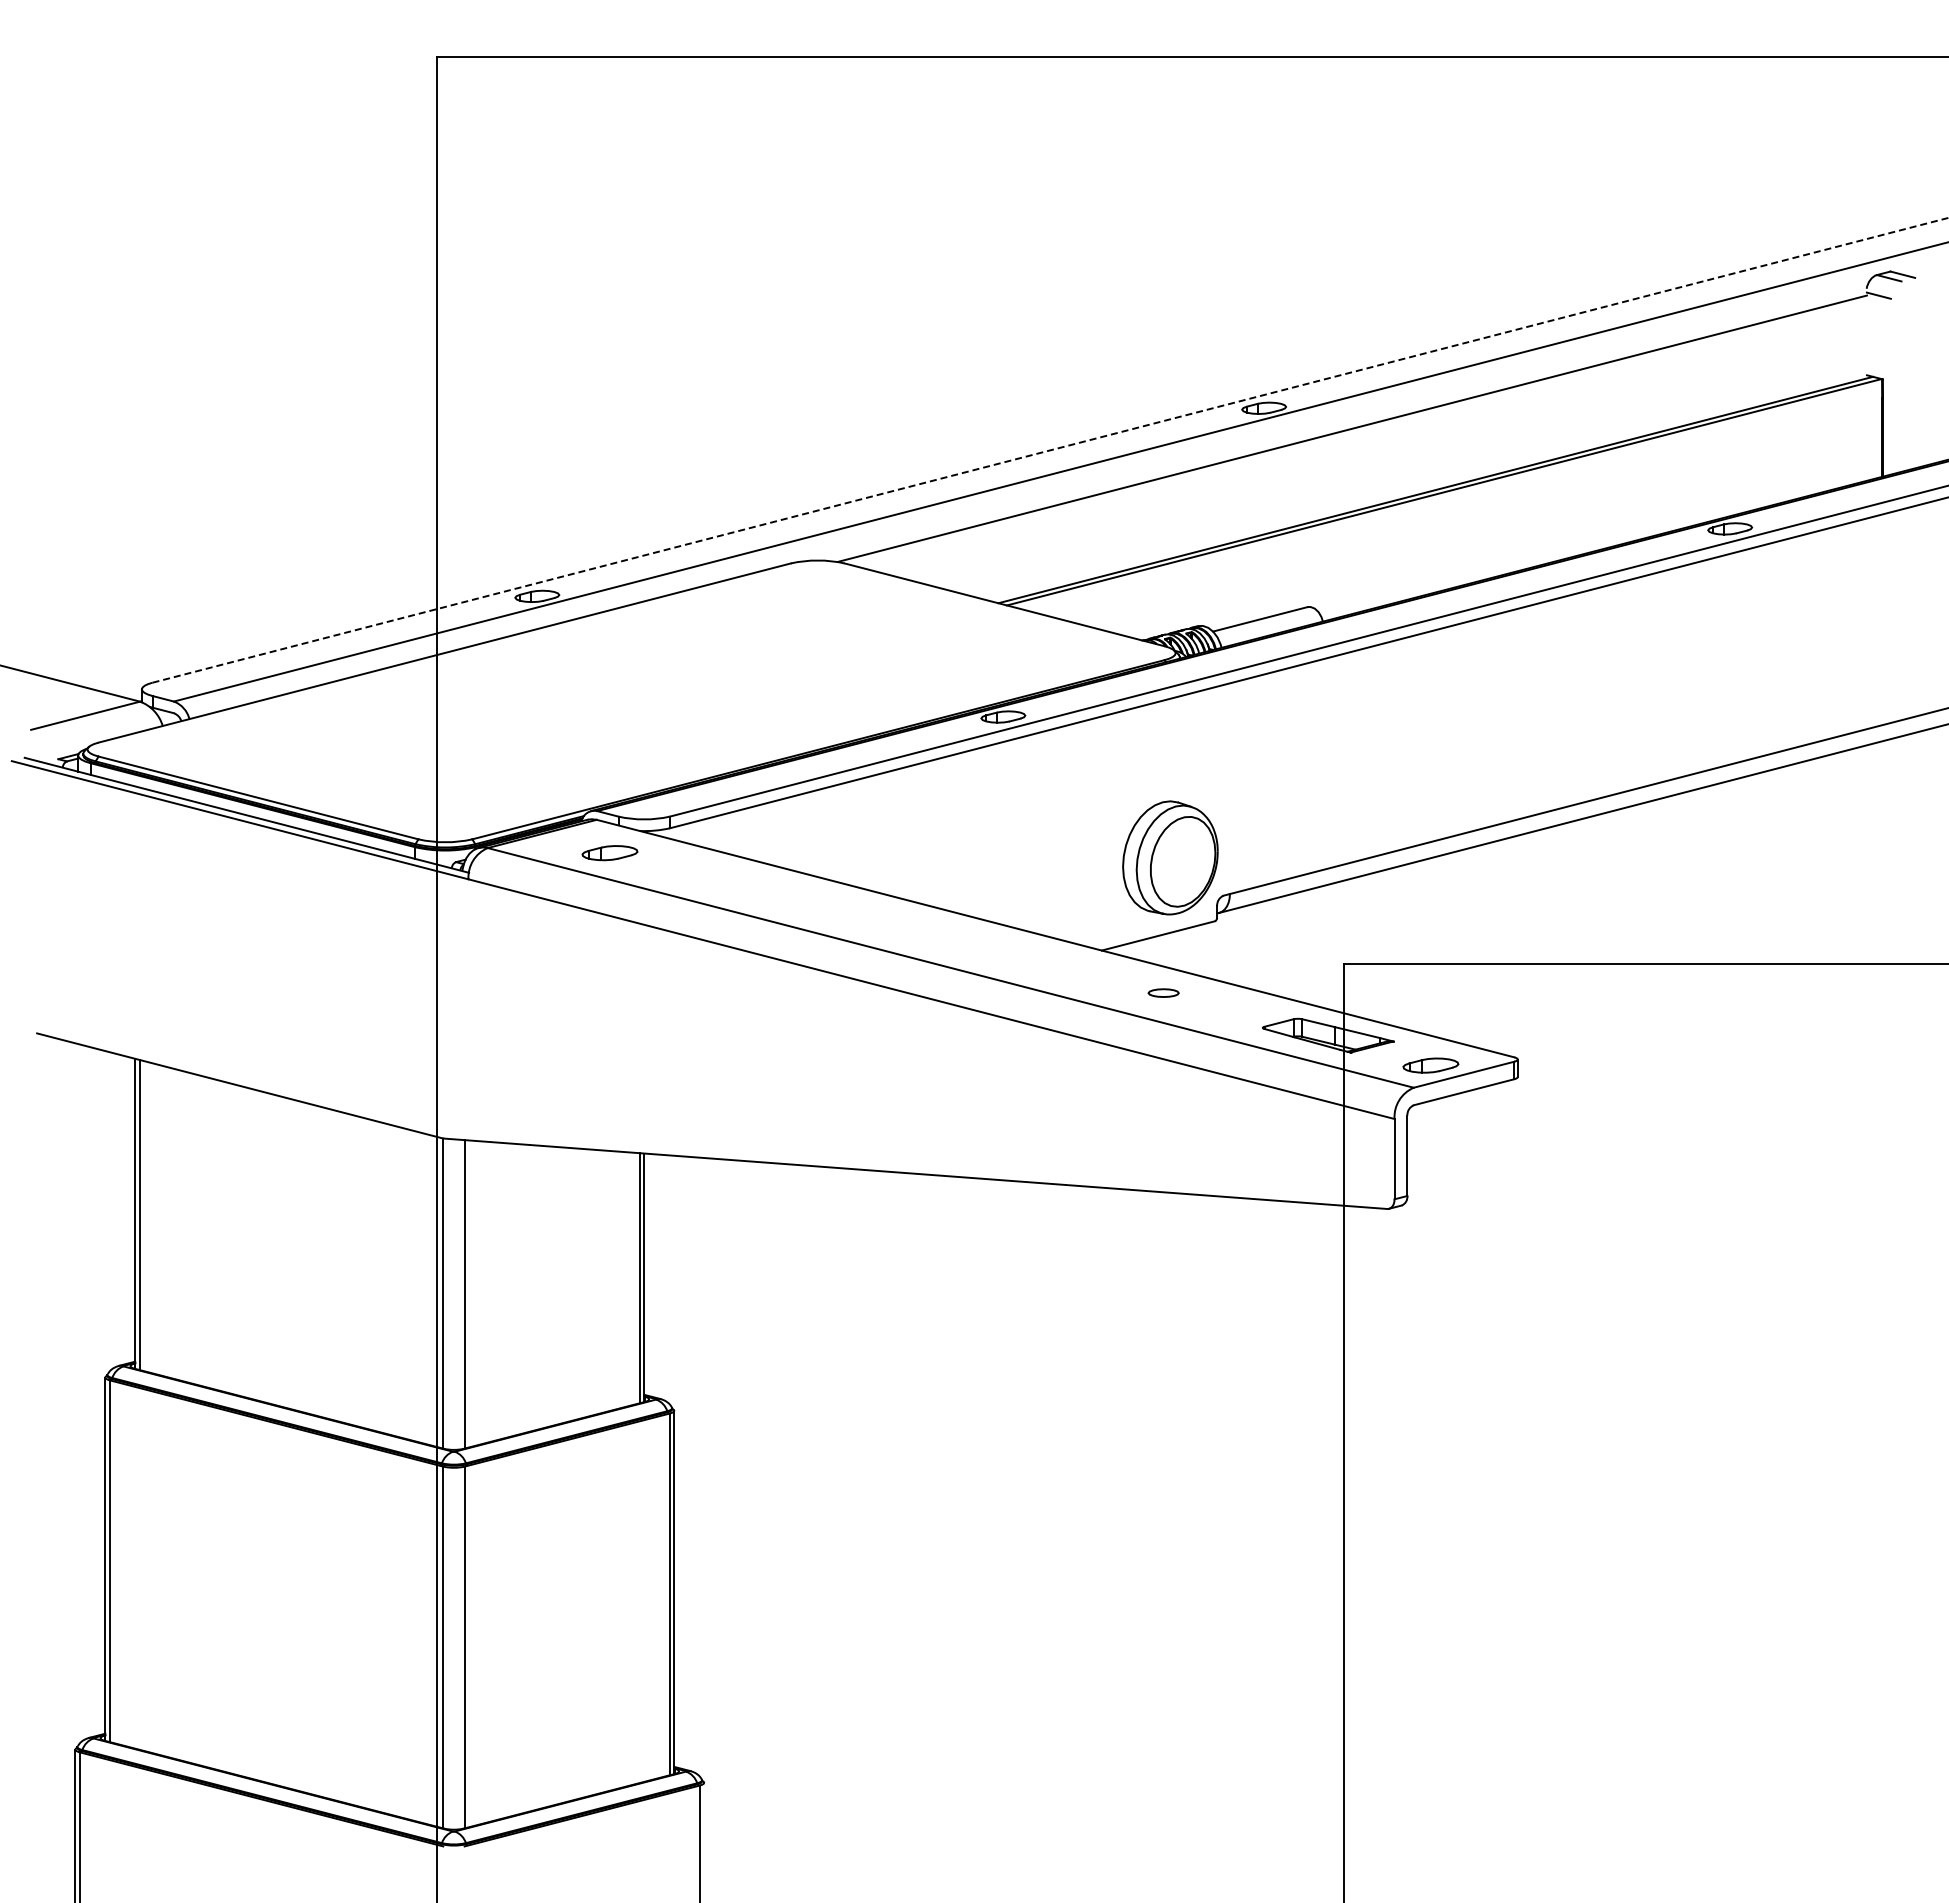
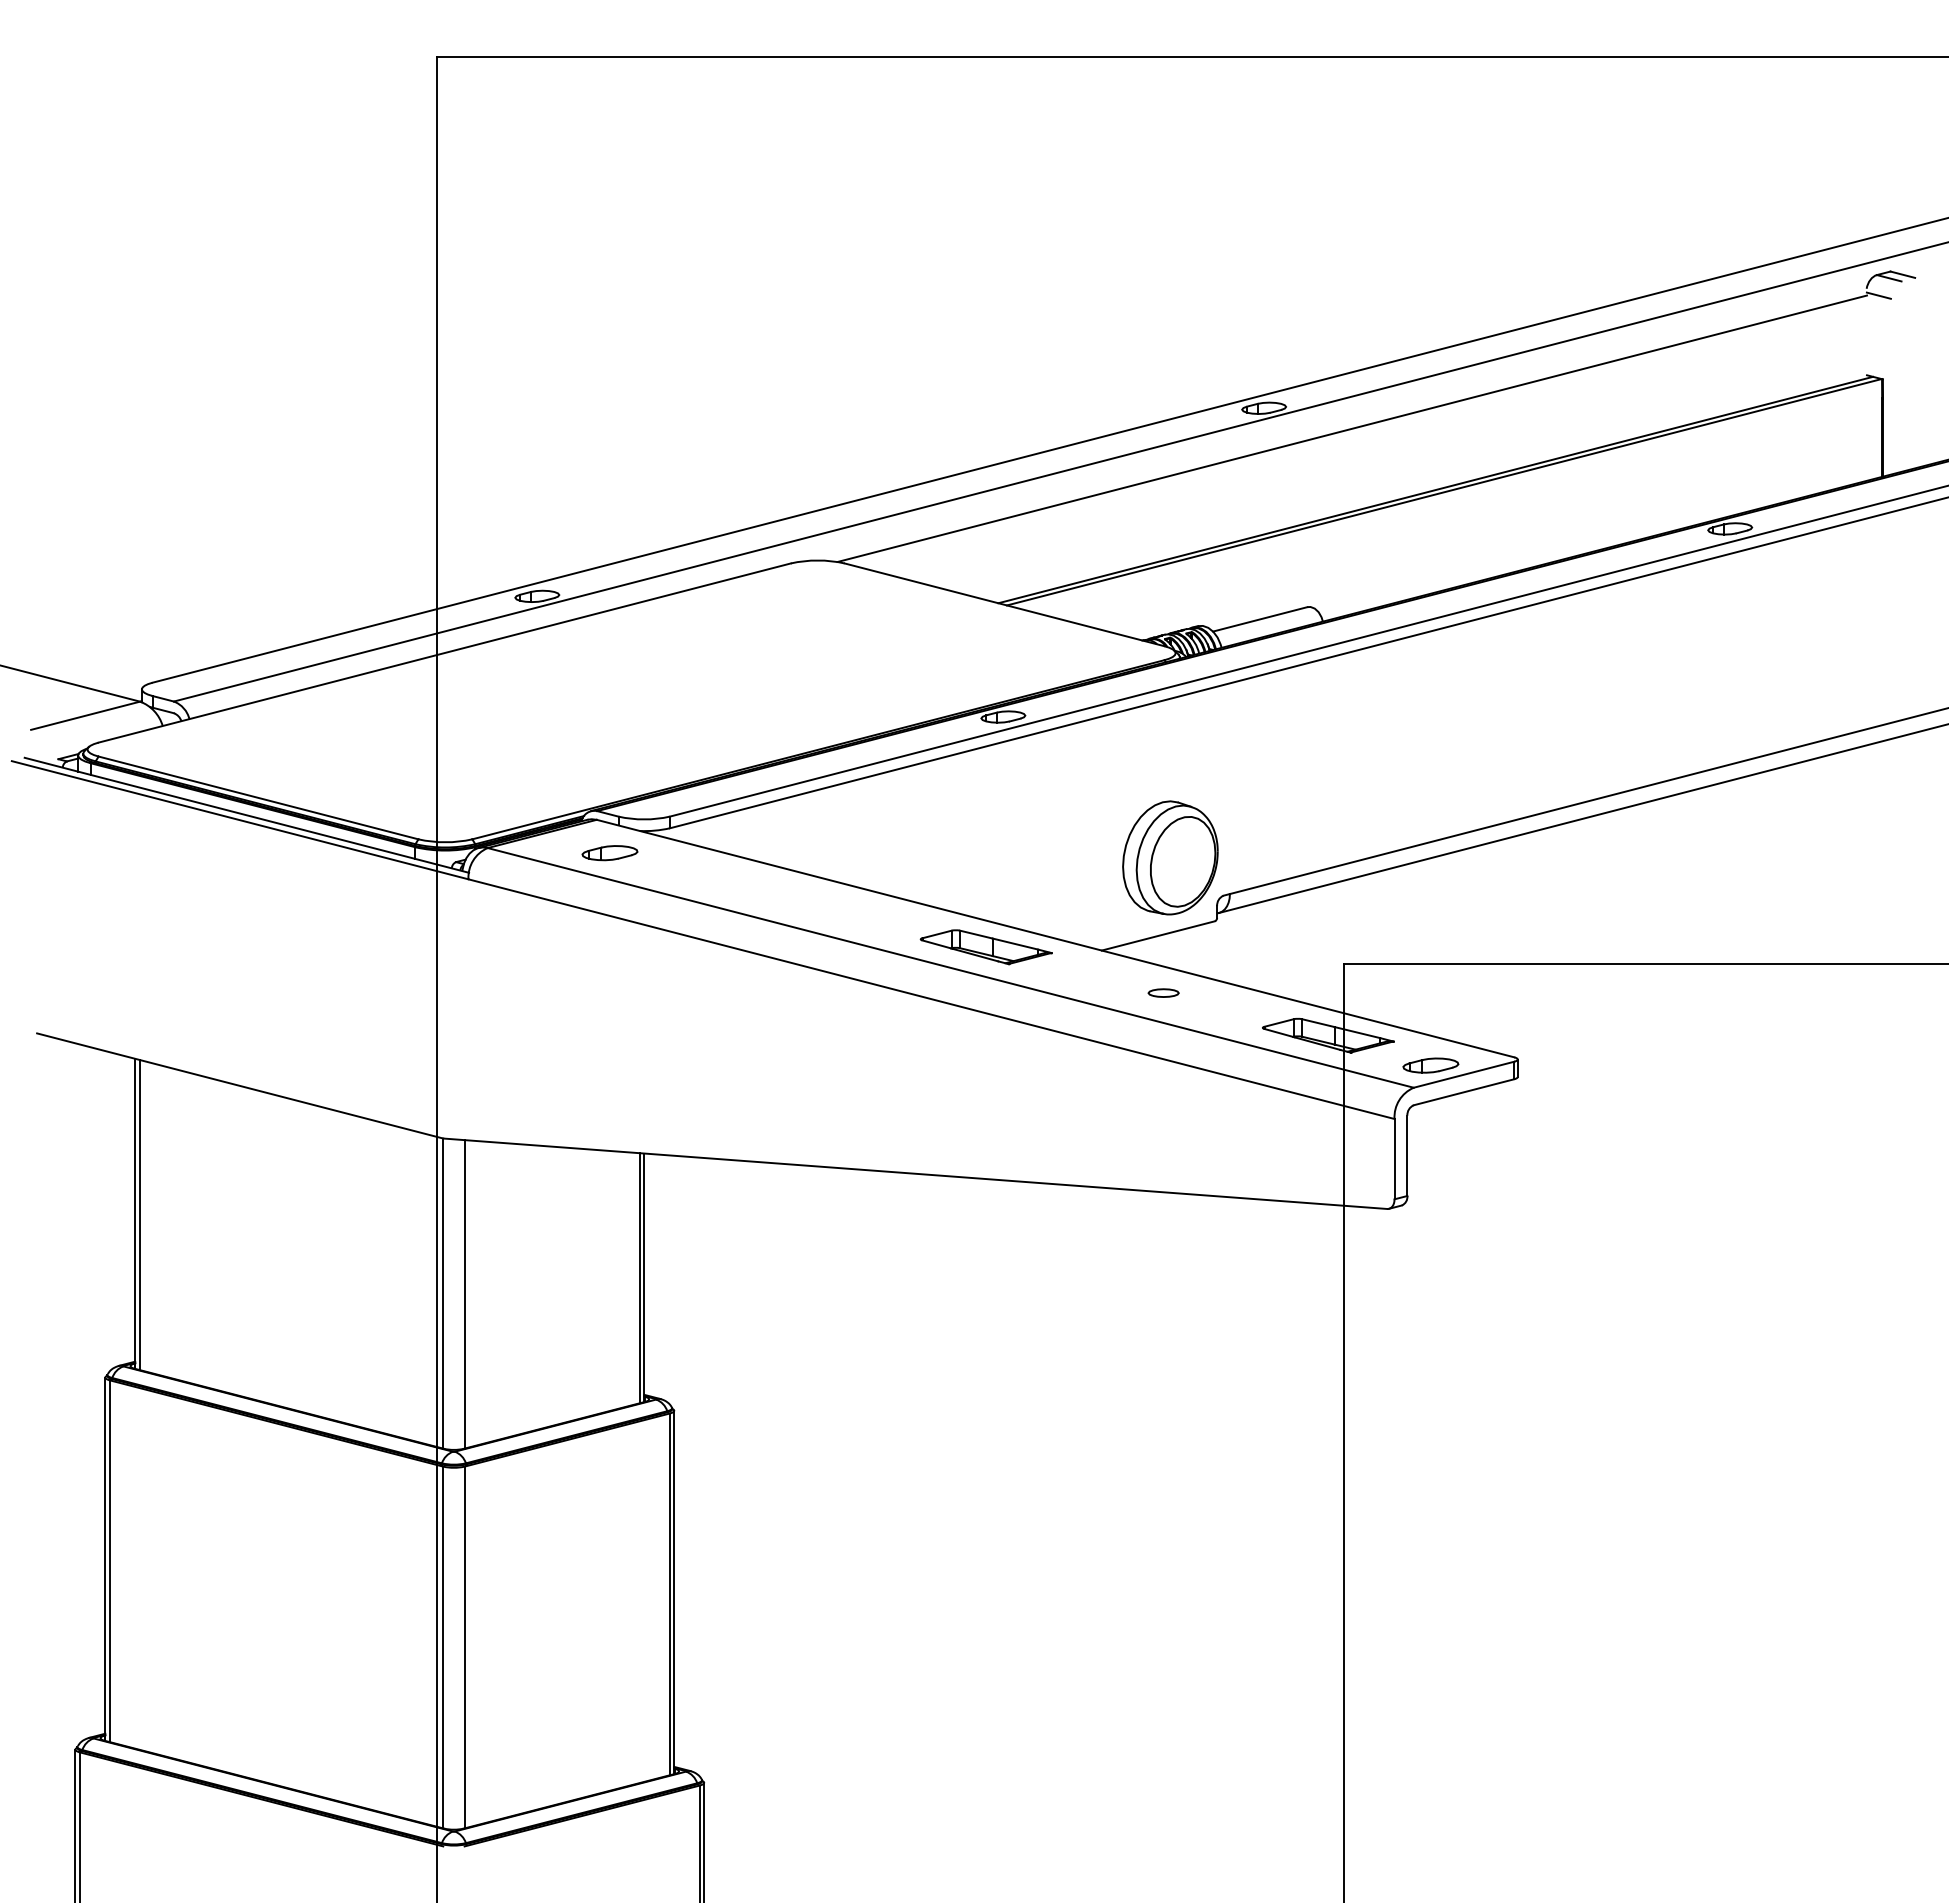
line: dashed -> solid (1050, 450)
part: none -> present (985, 947)
line: none -> present (704, 1840)
